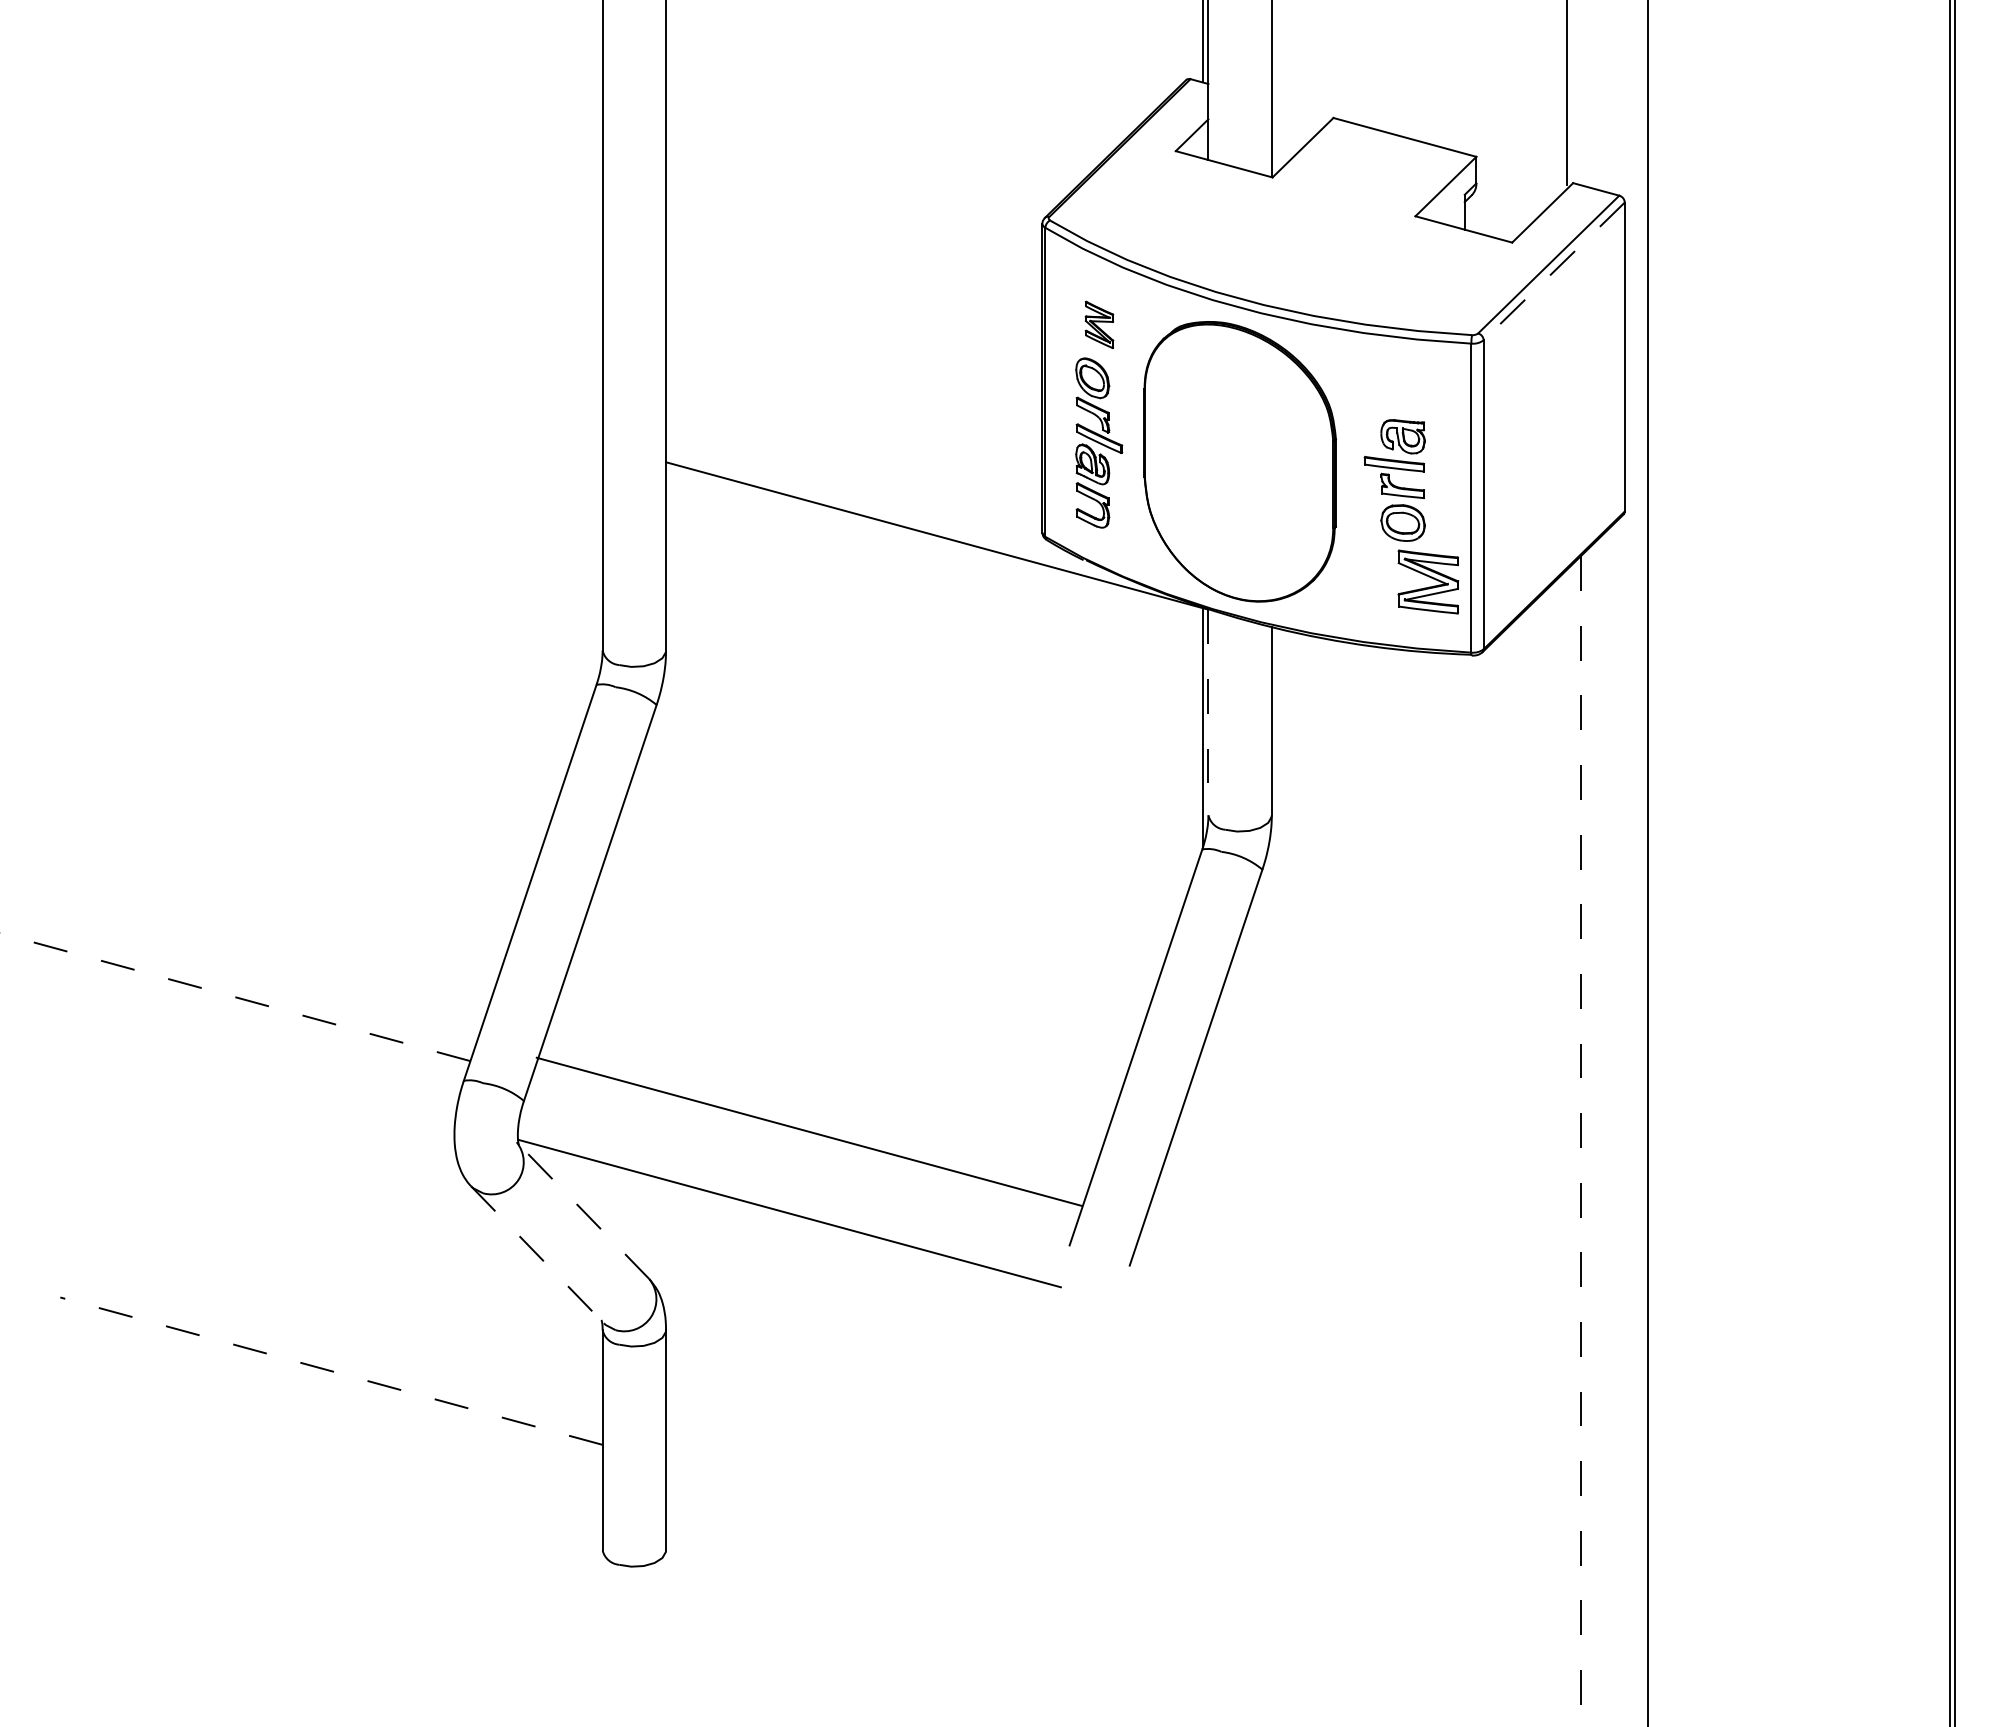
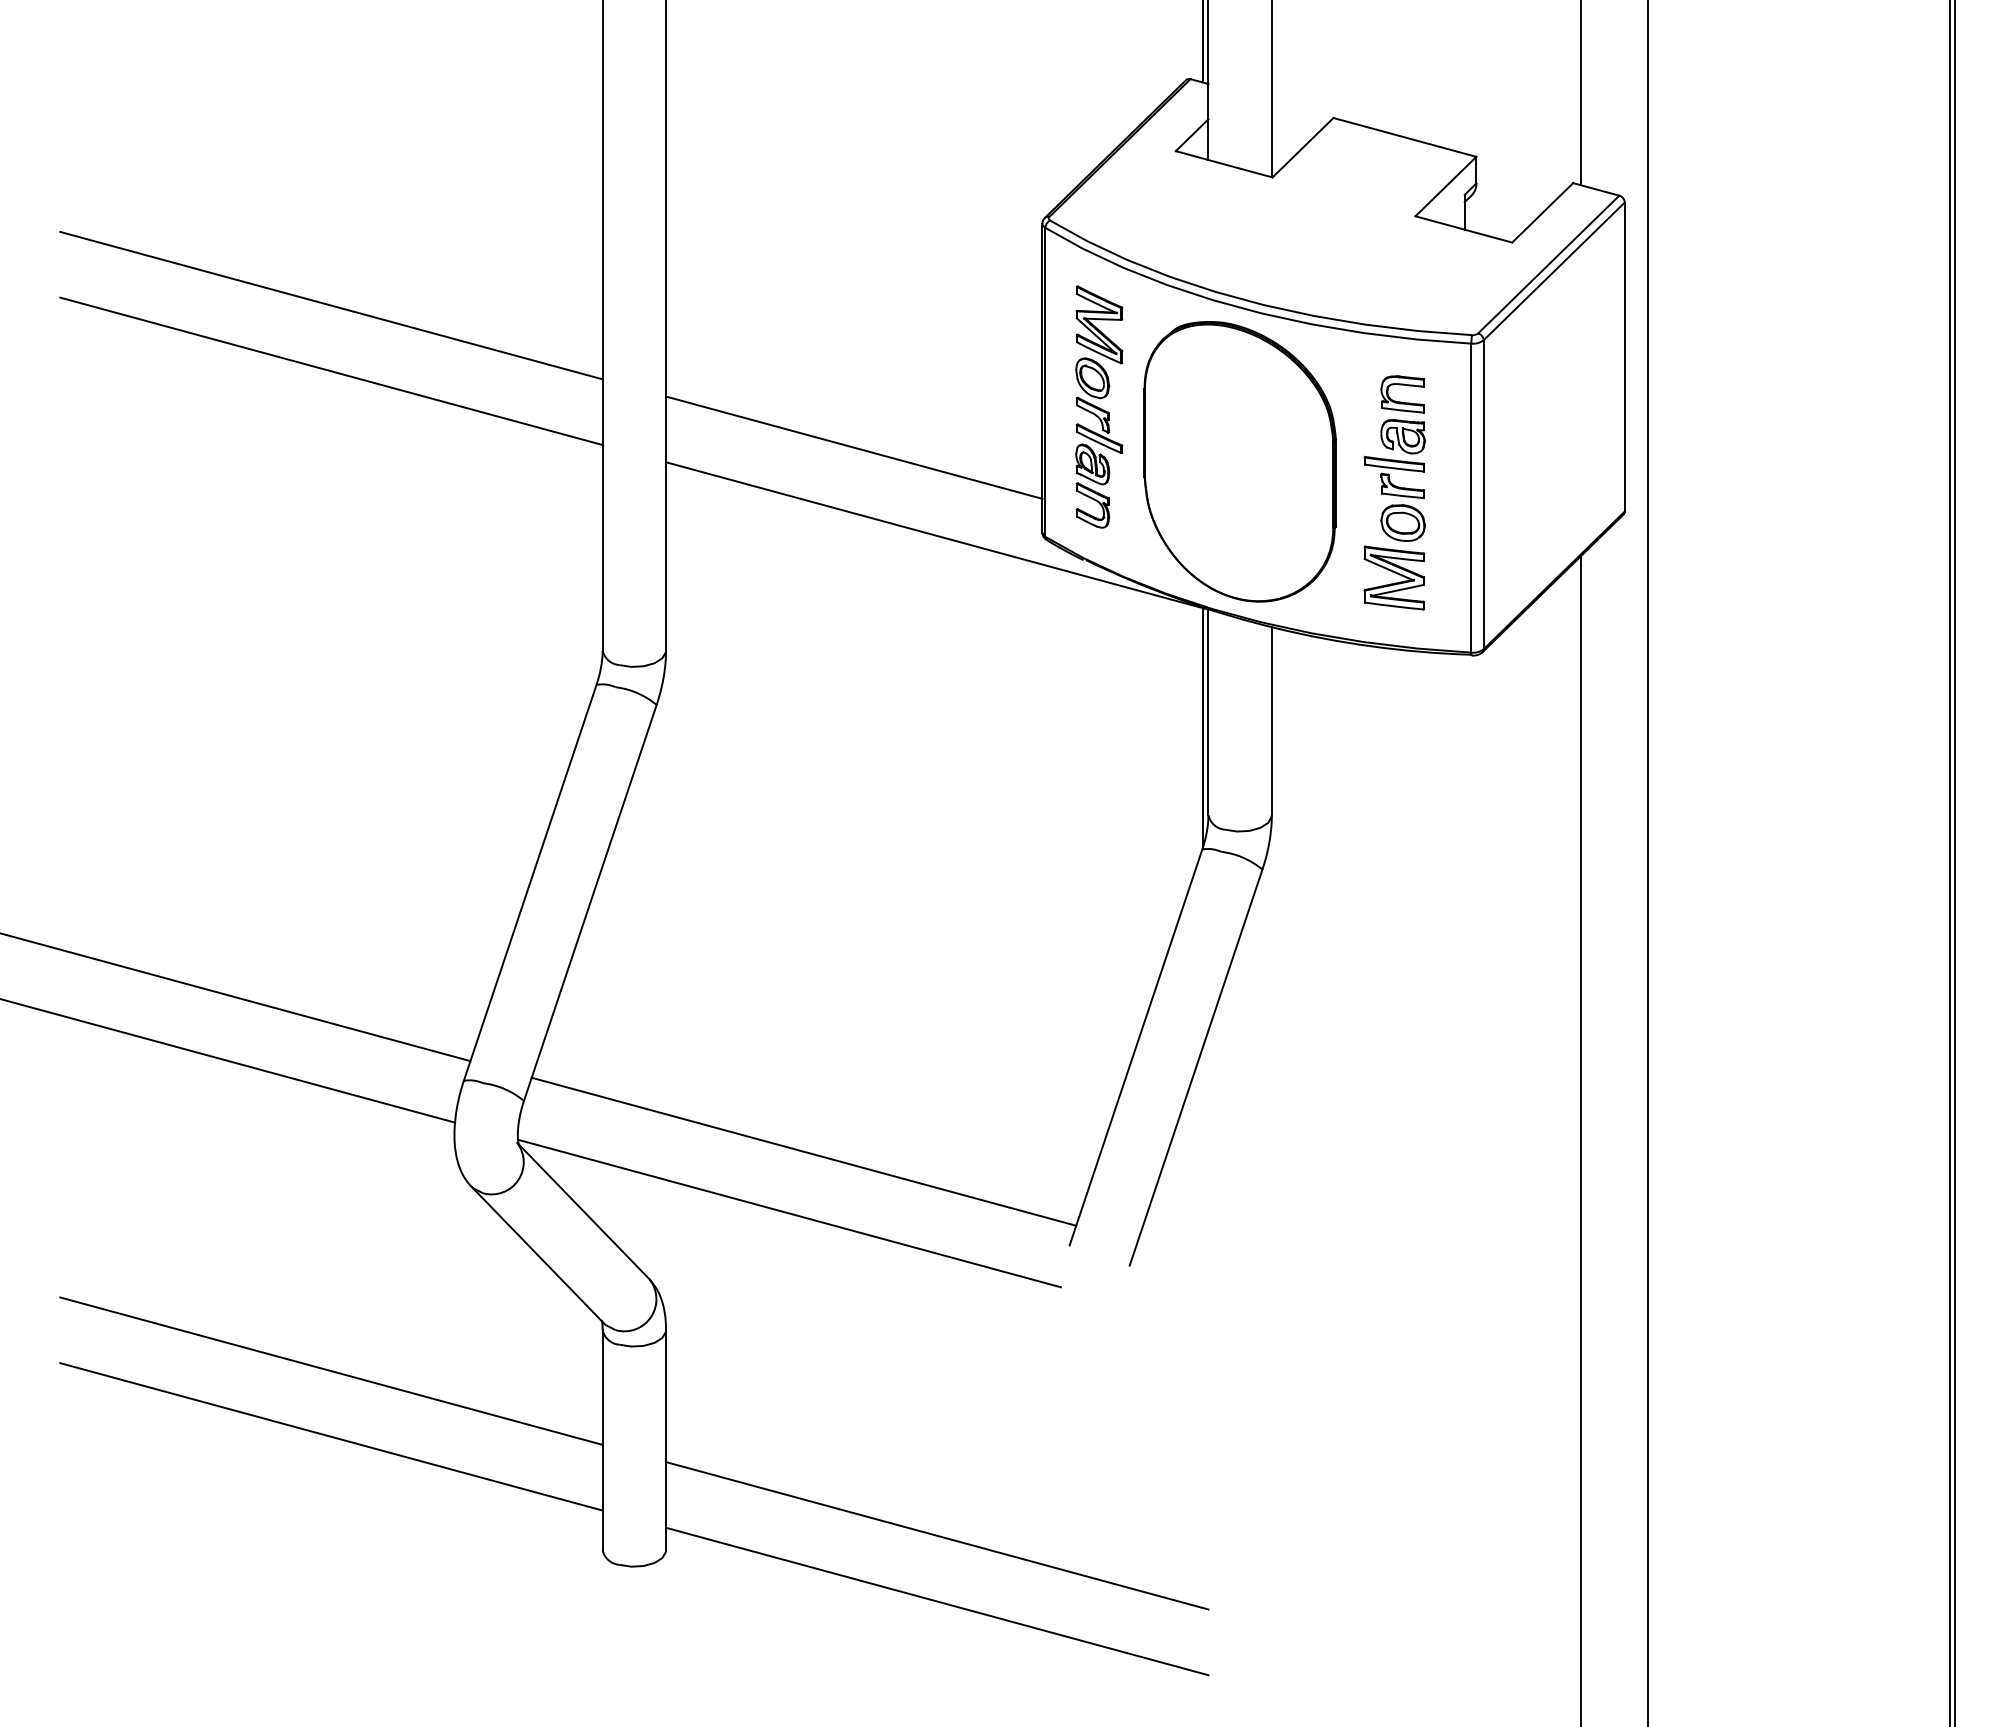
line position: (1566, 93) -> (1580, 93) (1580, 93)
line: dashed -> solid (1554, 271)
line: none -> present (331, 305)
part size: 31x50 px -> 49x80 px (1099, 324)
line: none -> present (331, 371)
part: none -> present (1402, 401)
line: none -> present (854, 447)
part position: (1427, 581) -> (1393, 577) (1393, 577)
line: dashed -> solid (1208, 712)
line: dashed -> solid (235, 997)
line: none -> present (228, 1060)
line position: (808, 1131) -> (803, 1151) (803, 1151)
line: dashed -> solid (1580, 1142)
line: dashed -> solid (583, 1211)
line: dashed -> solid (537, 1255)
line: dashed -> solid (331, 1371)
line: none -> present (331, 1436)
line: none -> present (937, 1535)
line: none -> present (937, 1601)
